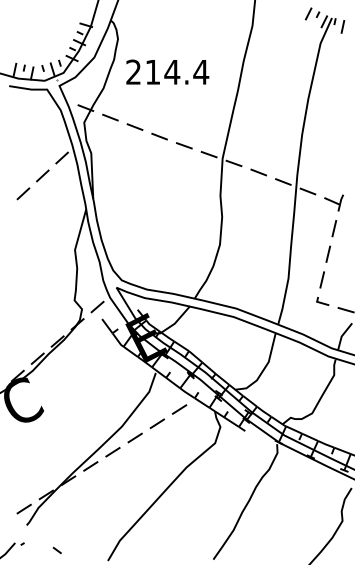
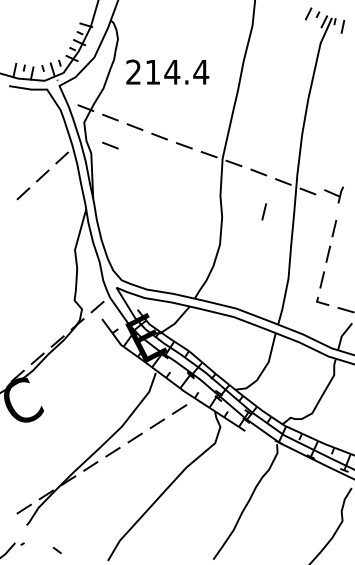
line: none -> present (110, 145)
part position: (333, 202) -> (333, 194) (333, 194)
line: none -> present (263, 211)
